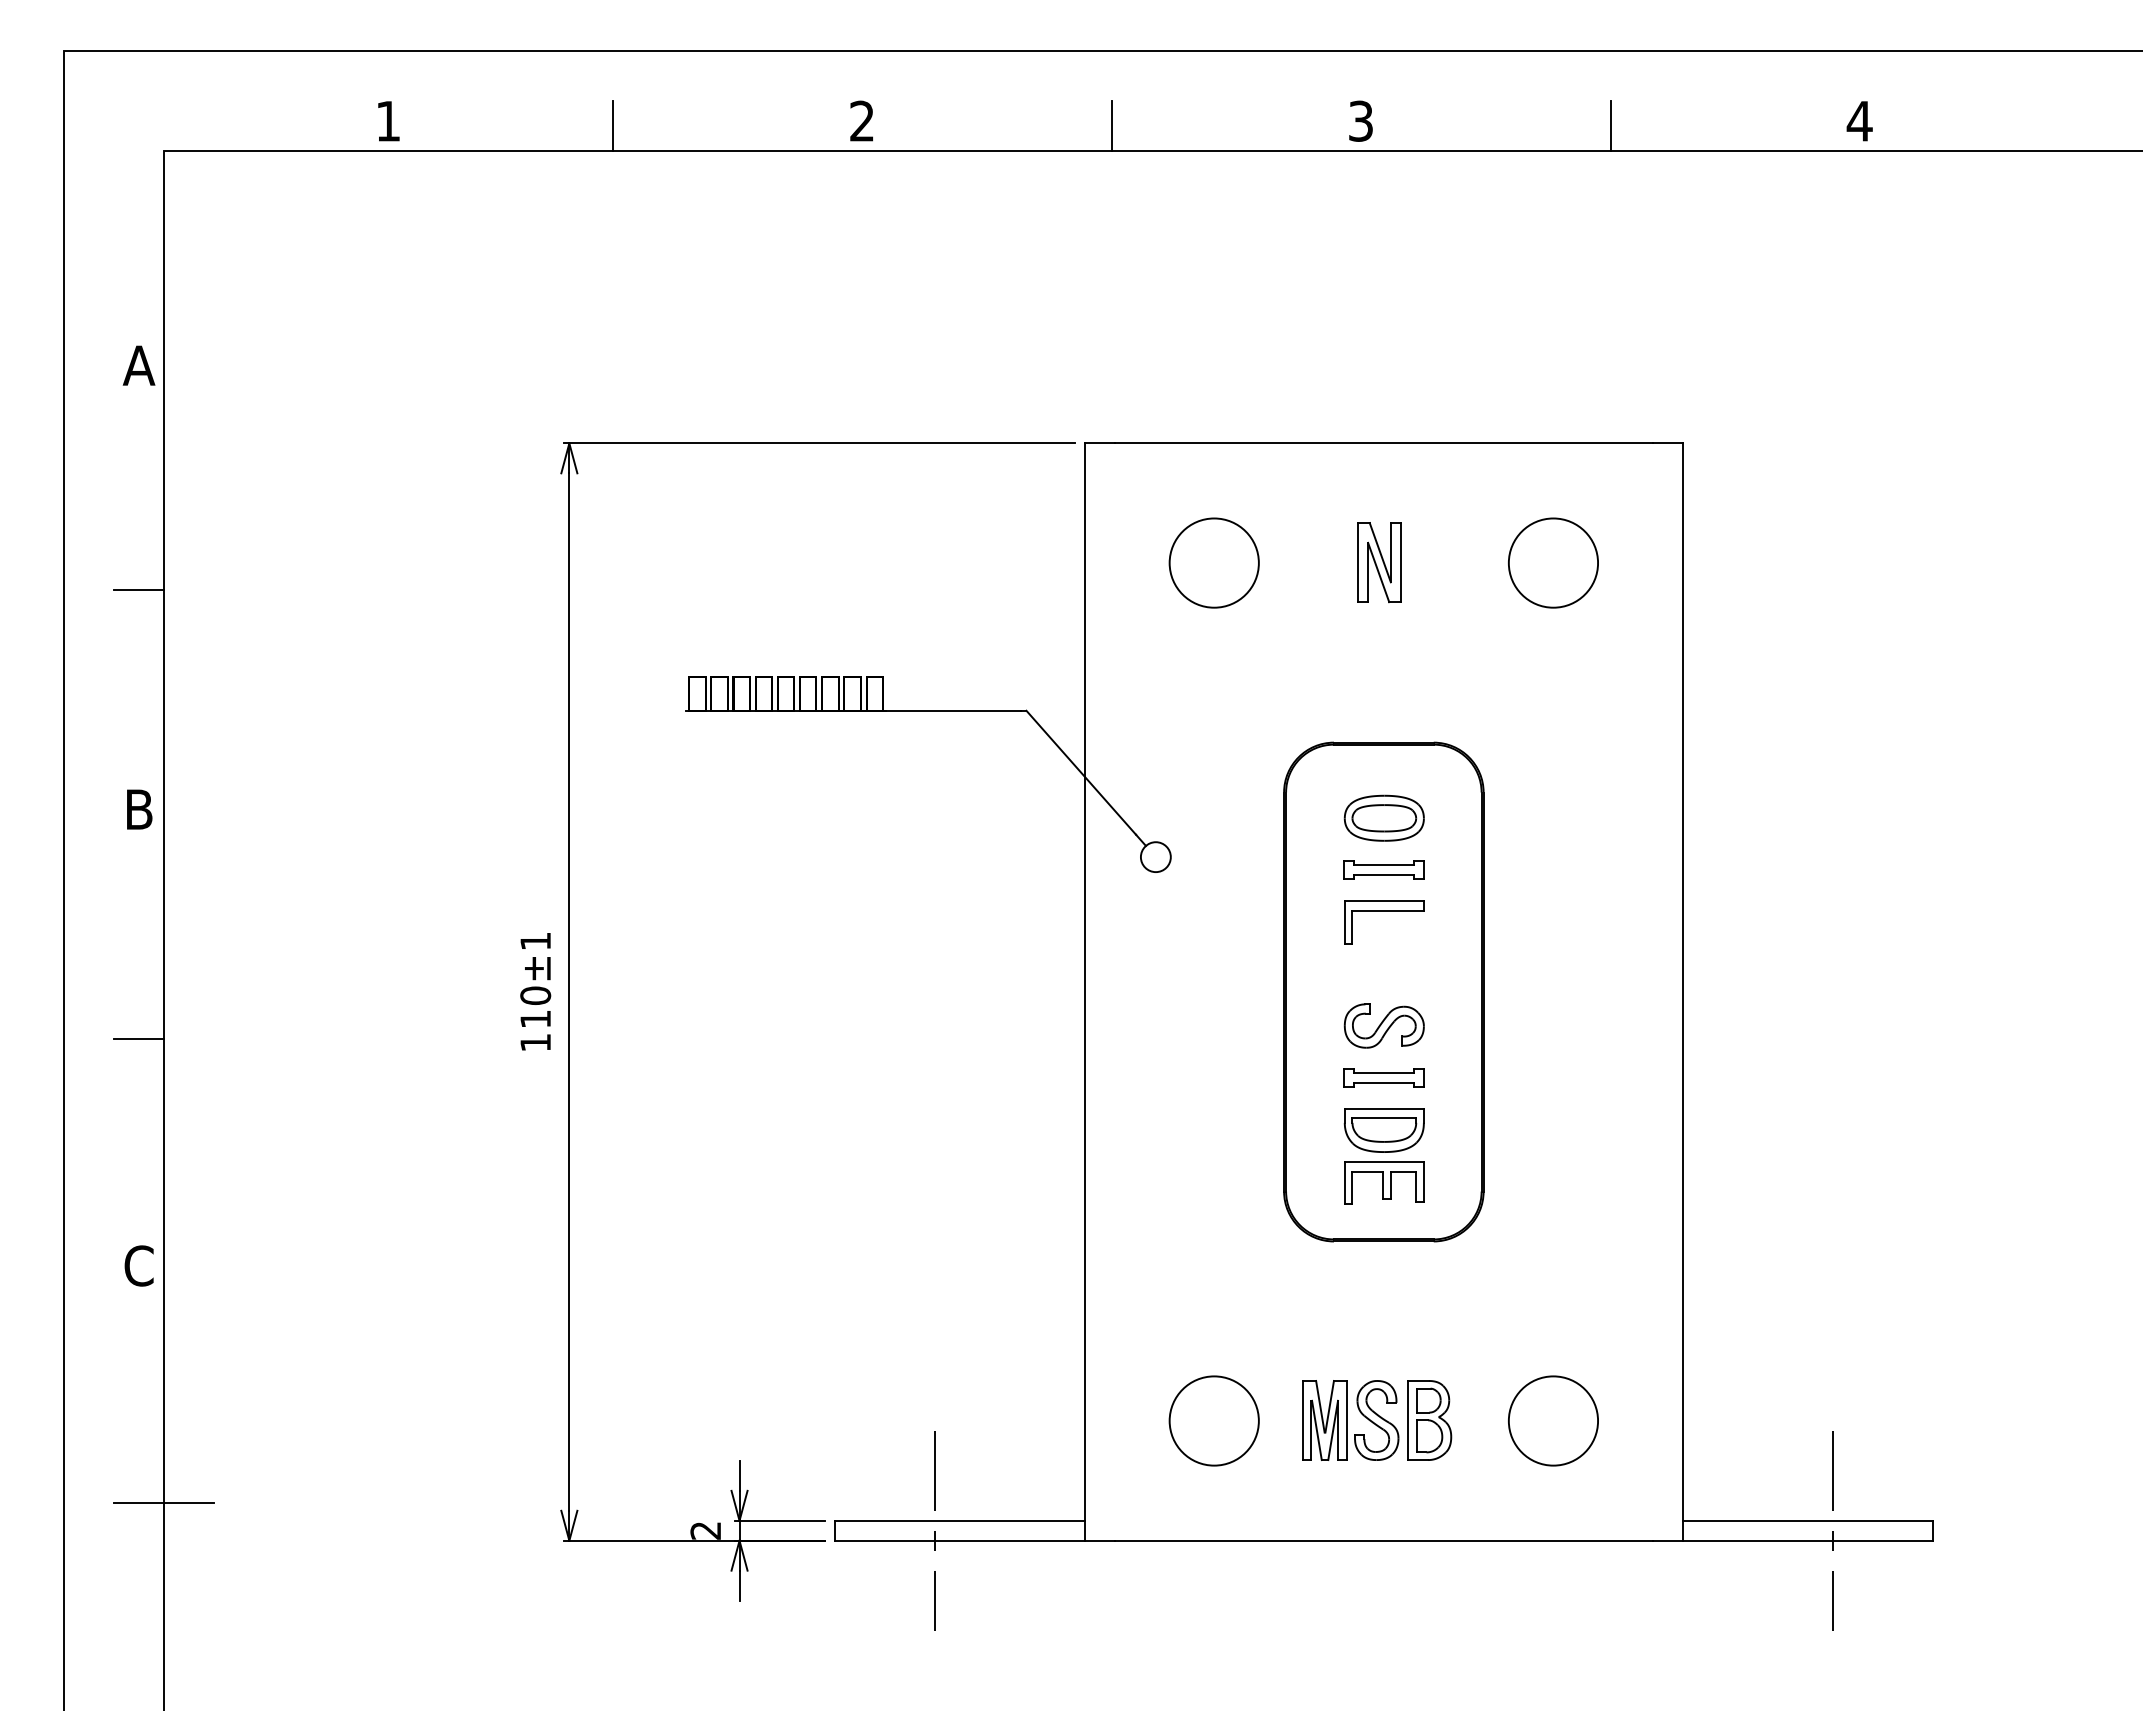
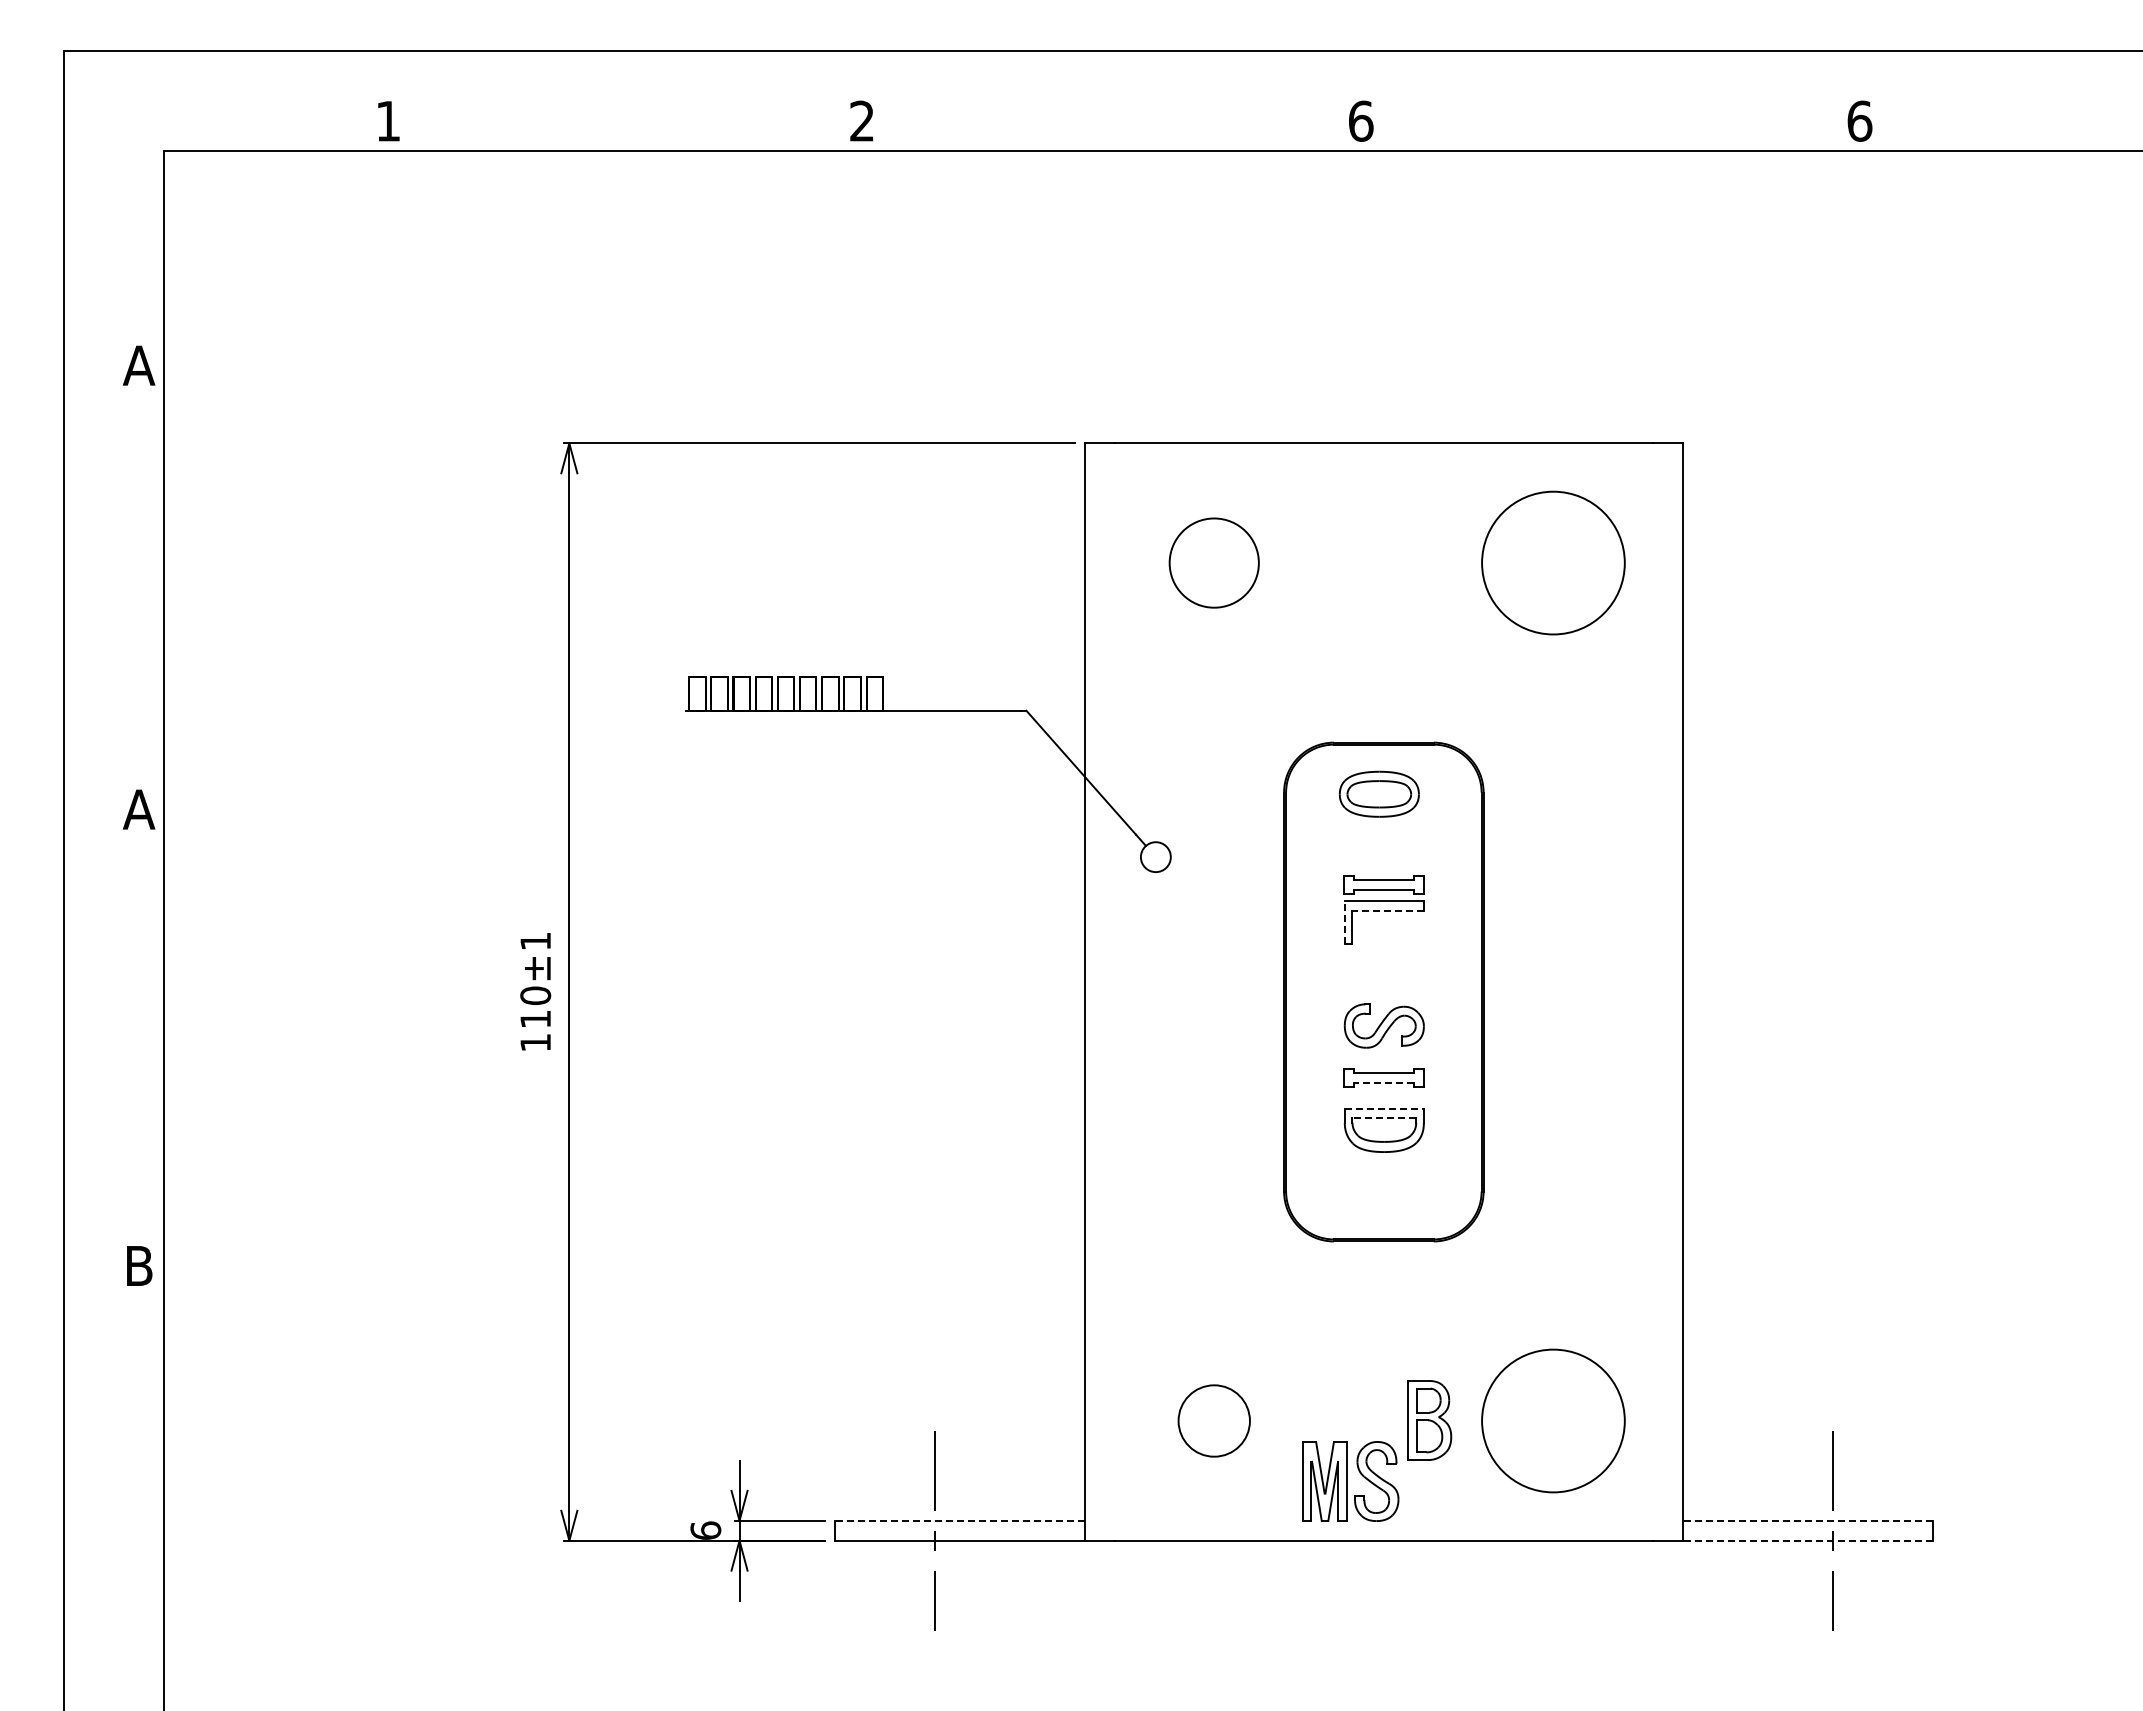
text: 3 -> 6 (1361, 120)
text: 4 -> 6 (1859, 120)
line: present -> none (612, 126)
line: present -> none (1111, 126)
line: present -> none (1610, 126)
part: present -> none (1379, 562)
circle diameter: 89 px -> 143 px (1553, 562)
line: present -> none (139, 590)
text: B -> A (138, 809)
part position: (1383, 817) -> (1378, 793) (1378, 793)
part position: (1383, 869) -> (1383, 884) (1383, 884)
line: solid -> dashed (1388, 911)
line: solid -> dashed (1344, 922)
line: present -> none (139, 1039)
line: solid -> dashed (1383, 1082)
line: solid -> dashed (1384, 1108)
line: solid -> dashed (1384, 1118)
part: present -> none (1384, 1182)
text: C -> B (138, 1265)
circle diameter: 89 px -> 71 px (1213, 1420)
part position: (1350, 1420) -> (1350, 1481) (1350, 1481)
circle diameter: 89 px -> 143 px (1553, 1420)
line: present -> none (163, 1502)
line: solid -> dashed (959, 1520)
line: solid -> dashed (1807, 1520)
text: 2 -> 6 (705, 1530)
line: solid -> dashed (1807, 1540)
